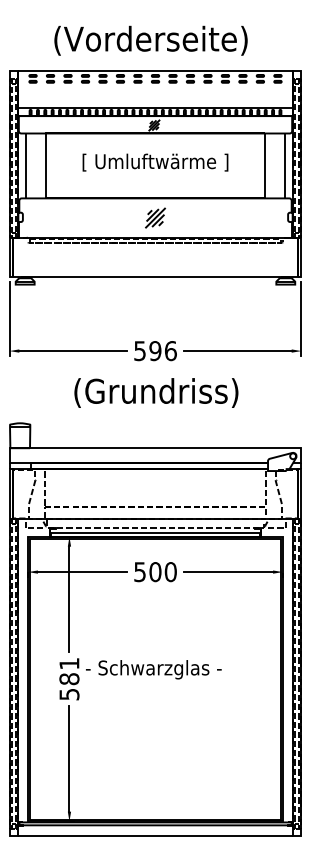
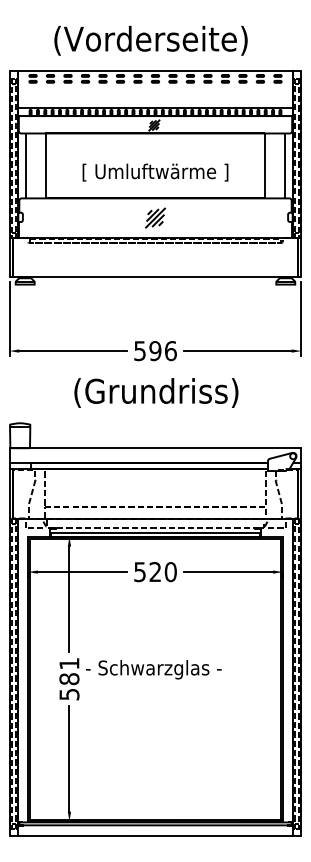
text position: (155, 162) -> (155, 172) (155, 172)
text: 500 -> 520 (155, 572)
